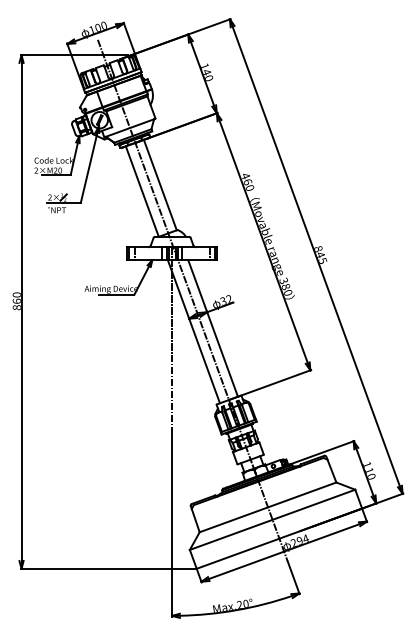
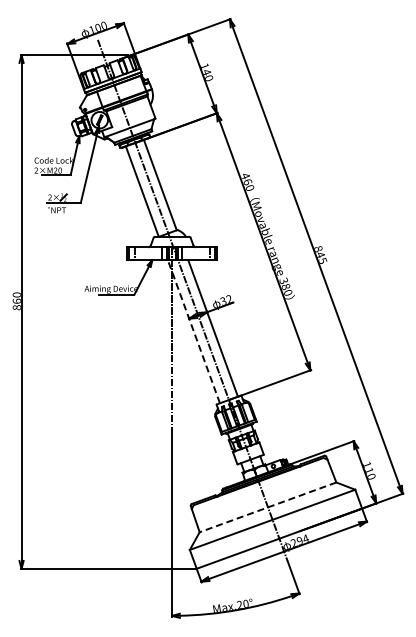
line: solid -> dashed (193, 331)
line: solid -> dashed (268, 507)
